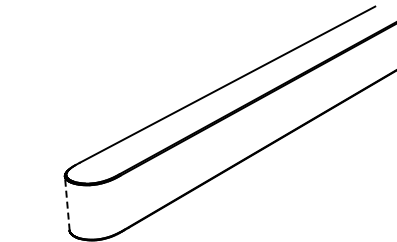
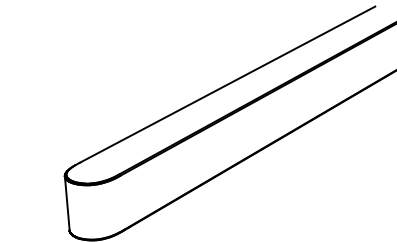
line: dashed -> solid (67, 203)
